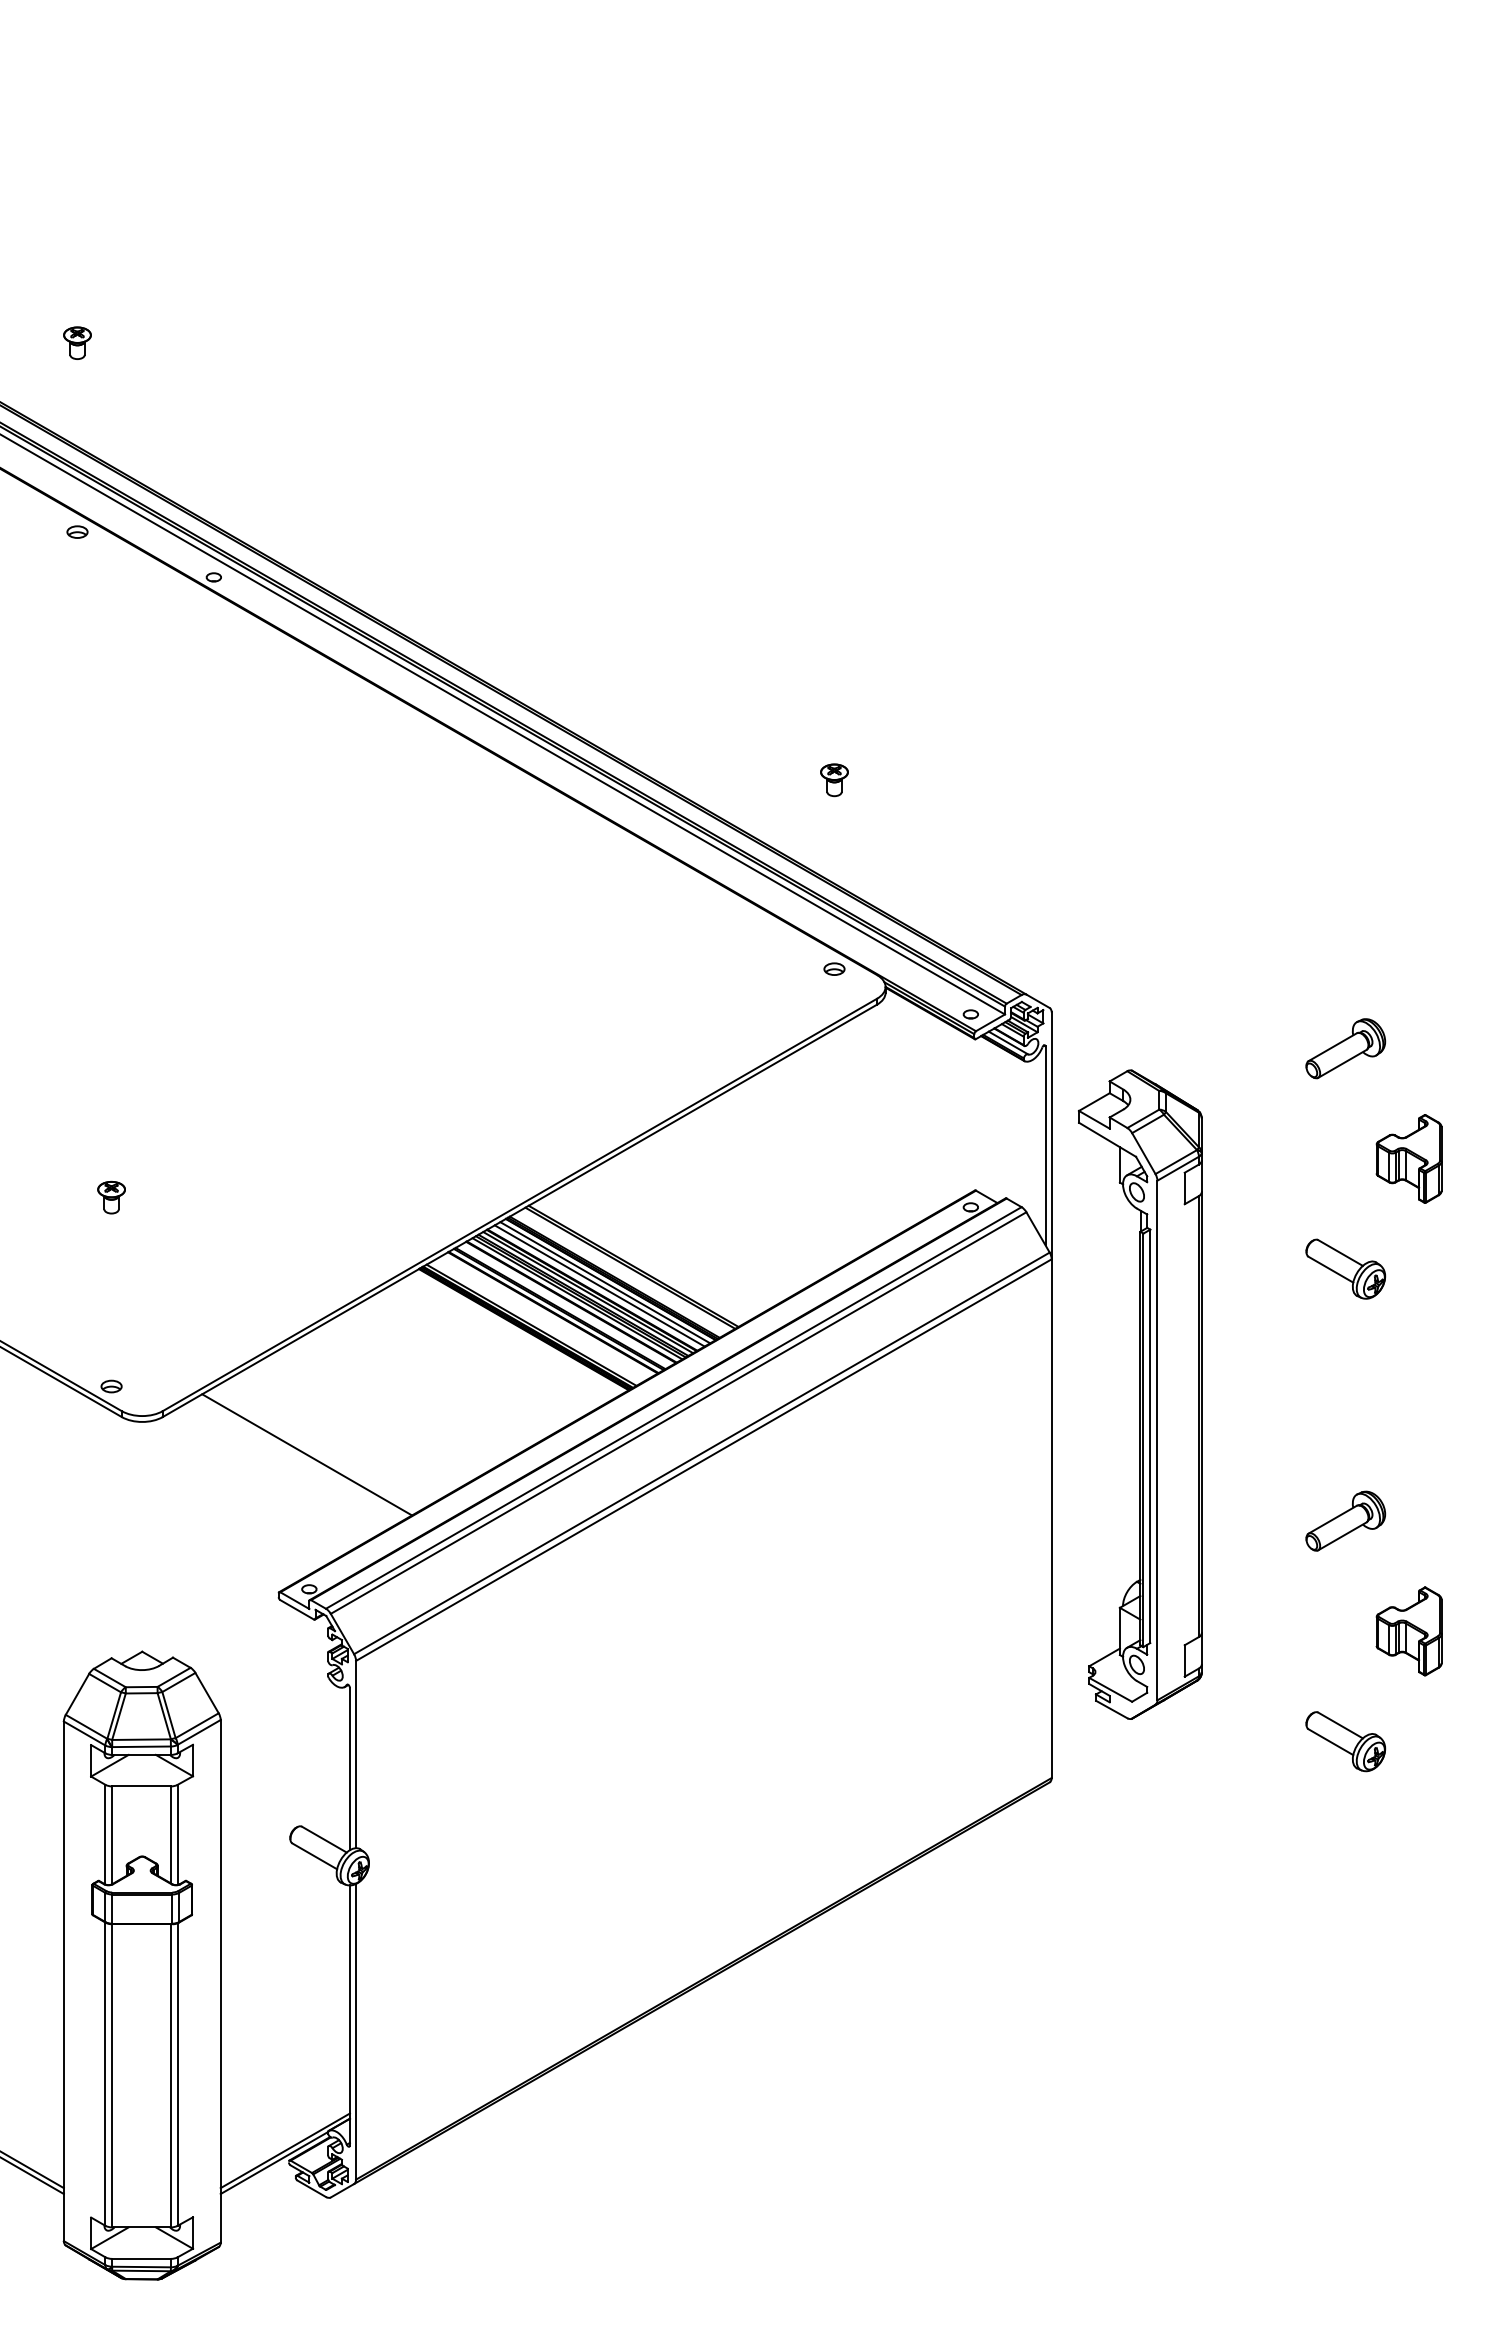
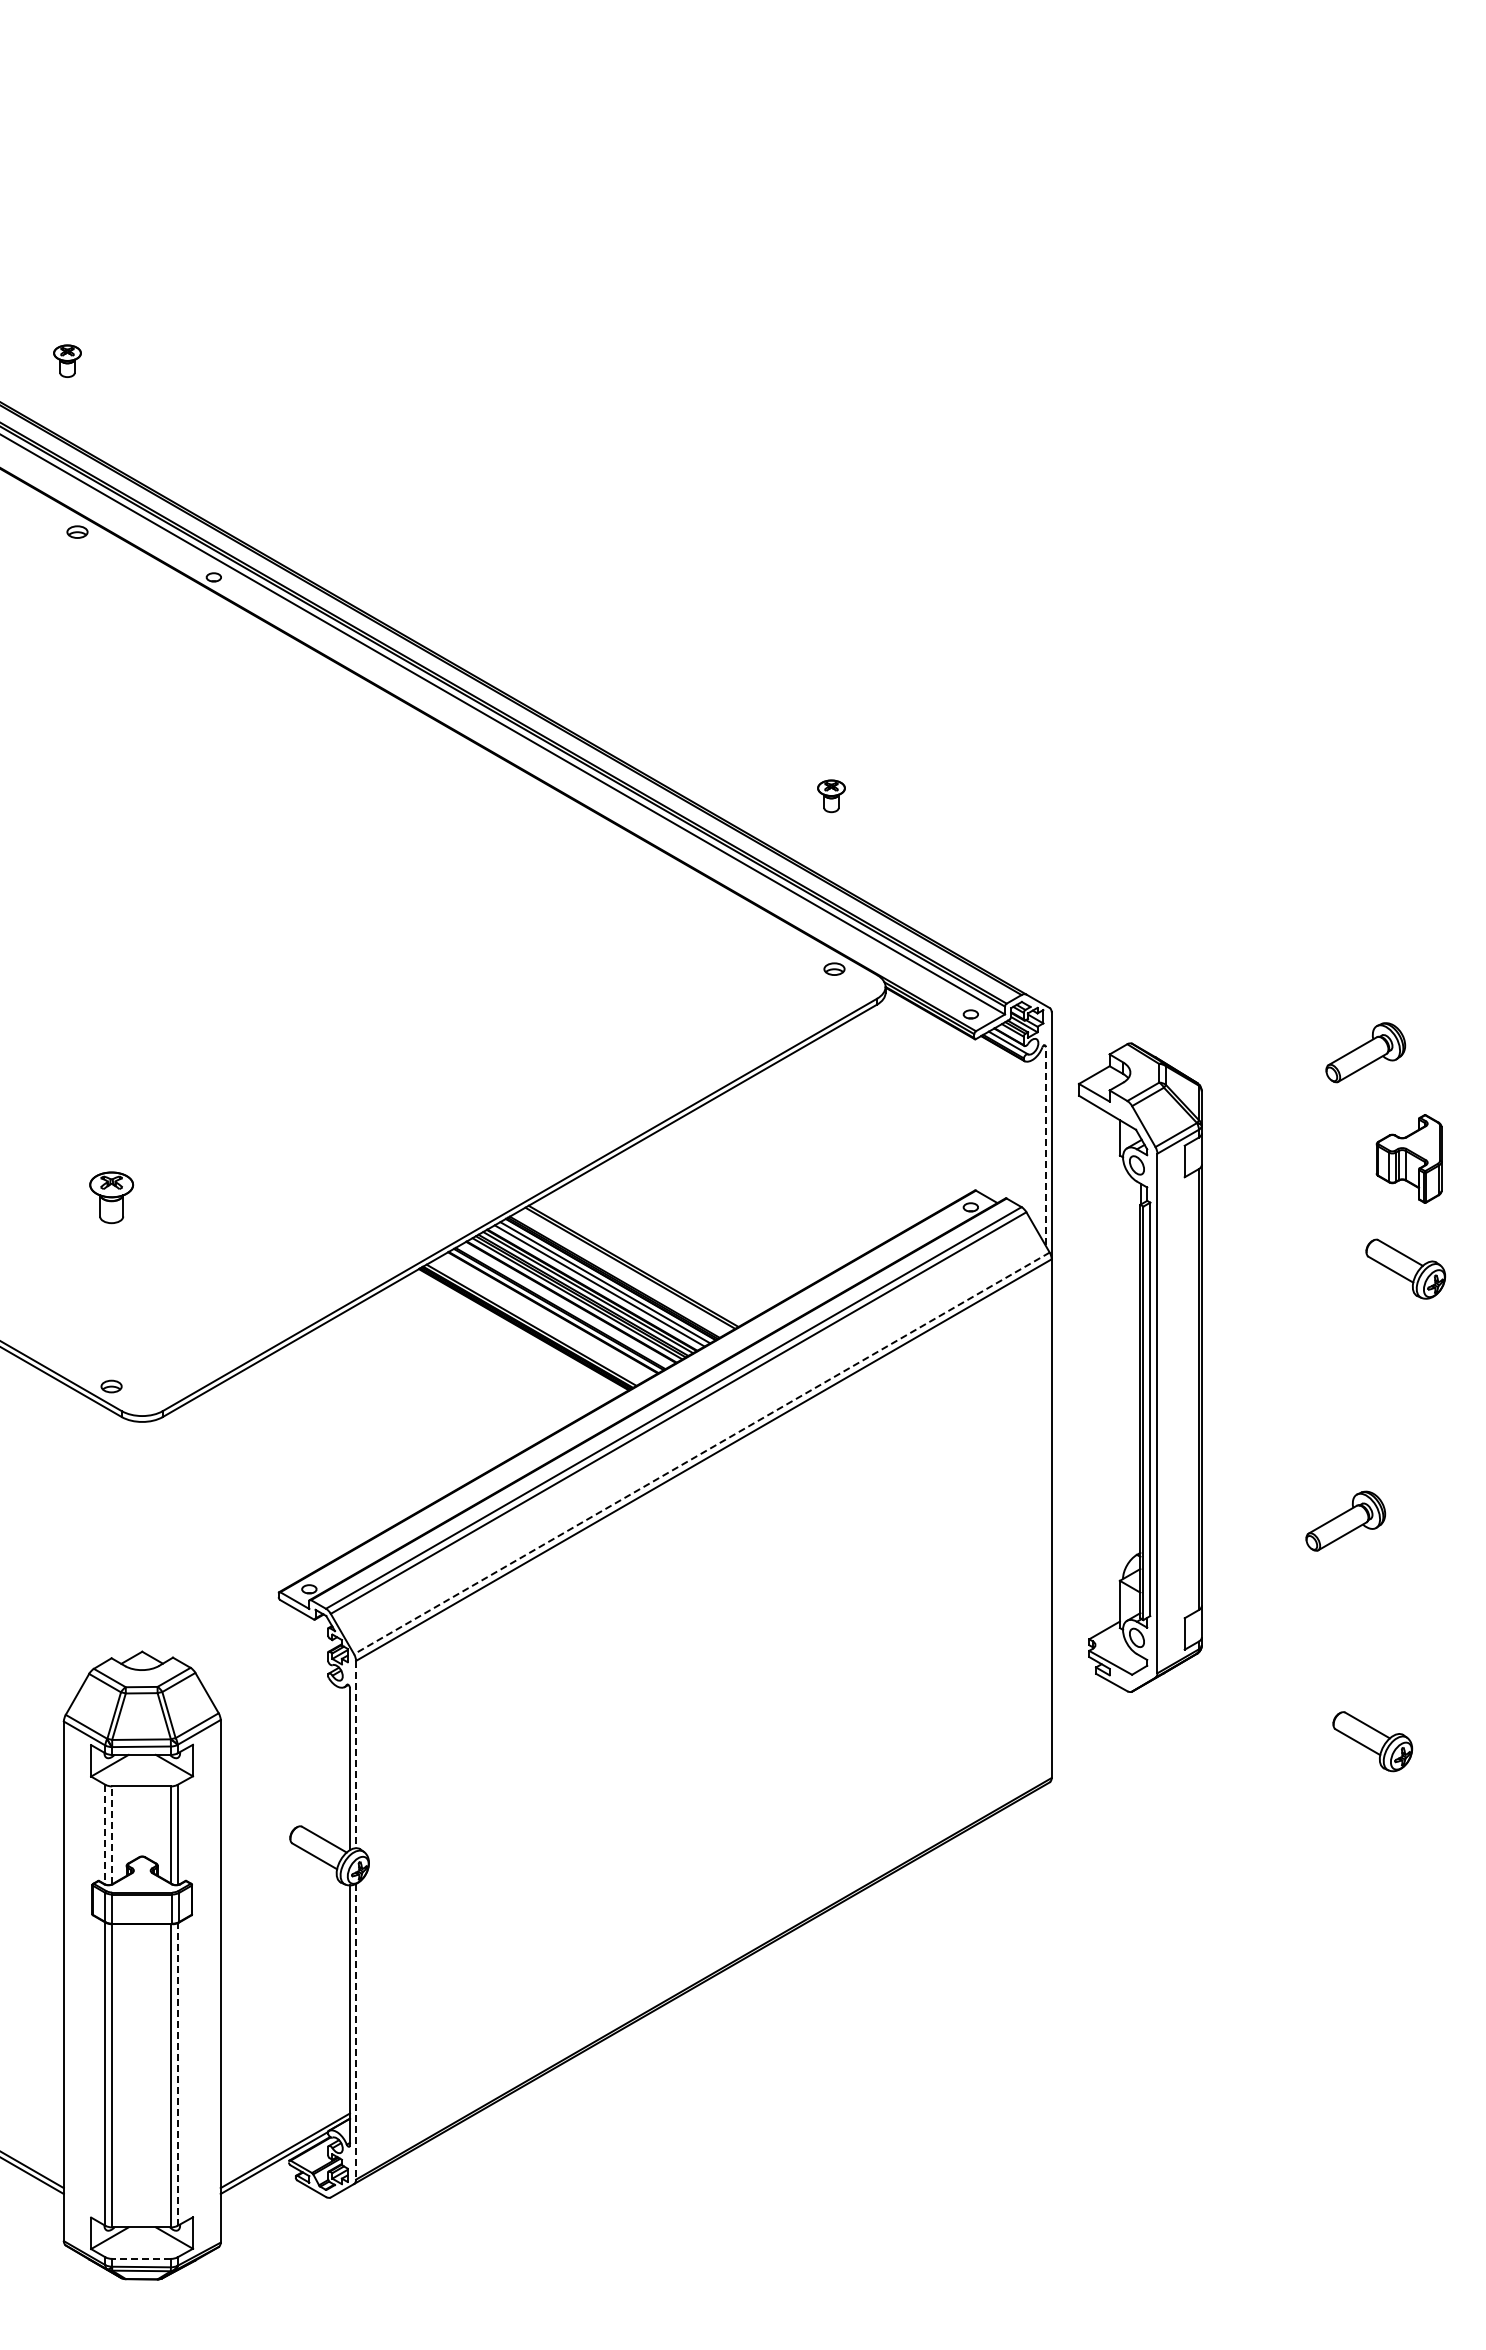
part position: (77, 342) -> (67, 360) (67, 360)
part position: (834, 780) -> (831, 796) (831, 796)
part position: (1345, 1048) -> (1365, 1052) (1365, 1052)
line: solid -> dashed (1045, 1145)
part size: 29x35 px -> 46x54 px (111, 1197)
part position: (1345, 1268) -> (1405, 1268) (1405, 1268)
part position: (1140, 1394) -> (1140, 1367) (1140, 1367)
line: solid -> dashed (701, 1453)
line: present -> none (307, 1454)
part: present -> none (1408, 1631)
part position: (1345, 1741) -> (1372, 1741) (1372, 1741)
line: solid -> dashed (356, 1754)
line: solid -> dashed (105, 1834)
line: solid -> dashed (112, 1835)
line: solid -> dashed (356, 2031)
line: solid -> dashed (177, 2074)
line: solid -> dashed (141, 2258)
